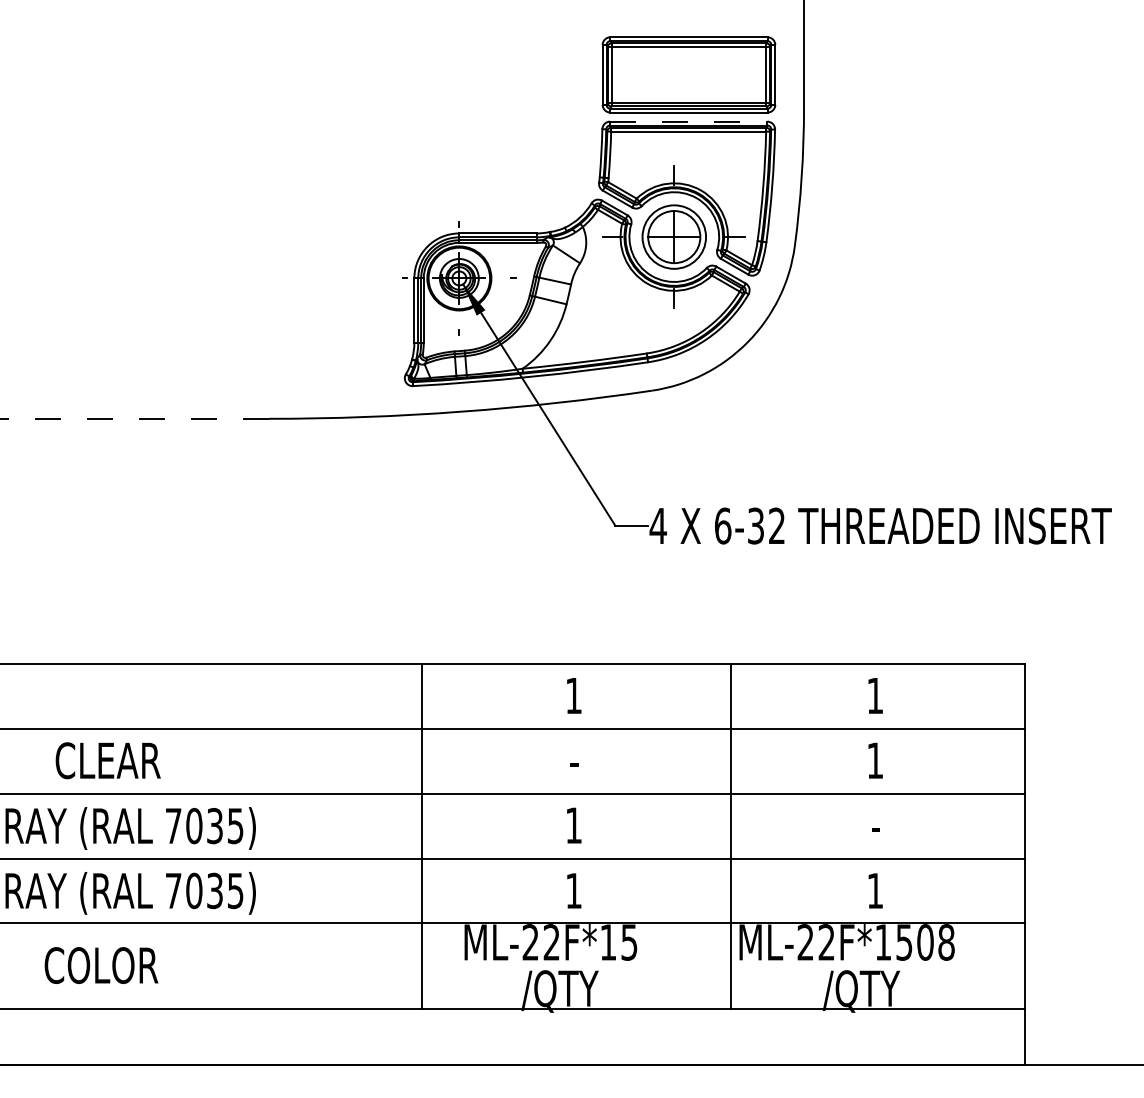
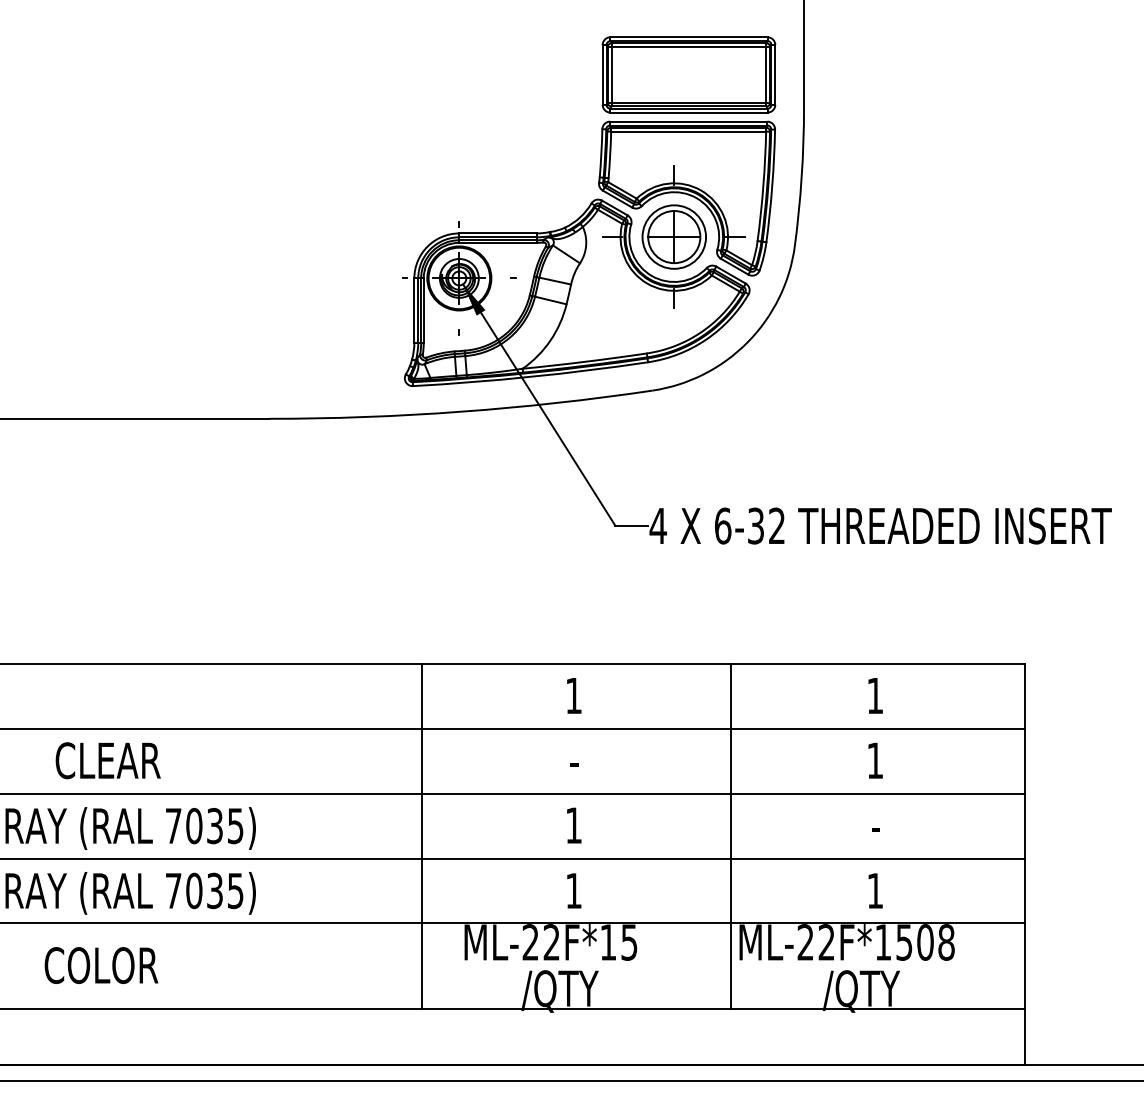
line: dashed -> solid (688, 121)
line: dashed -> solid (133, 418)
line: none -> present (571, 1081)
